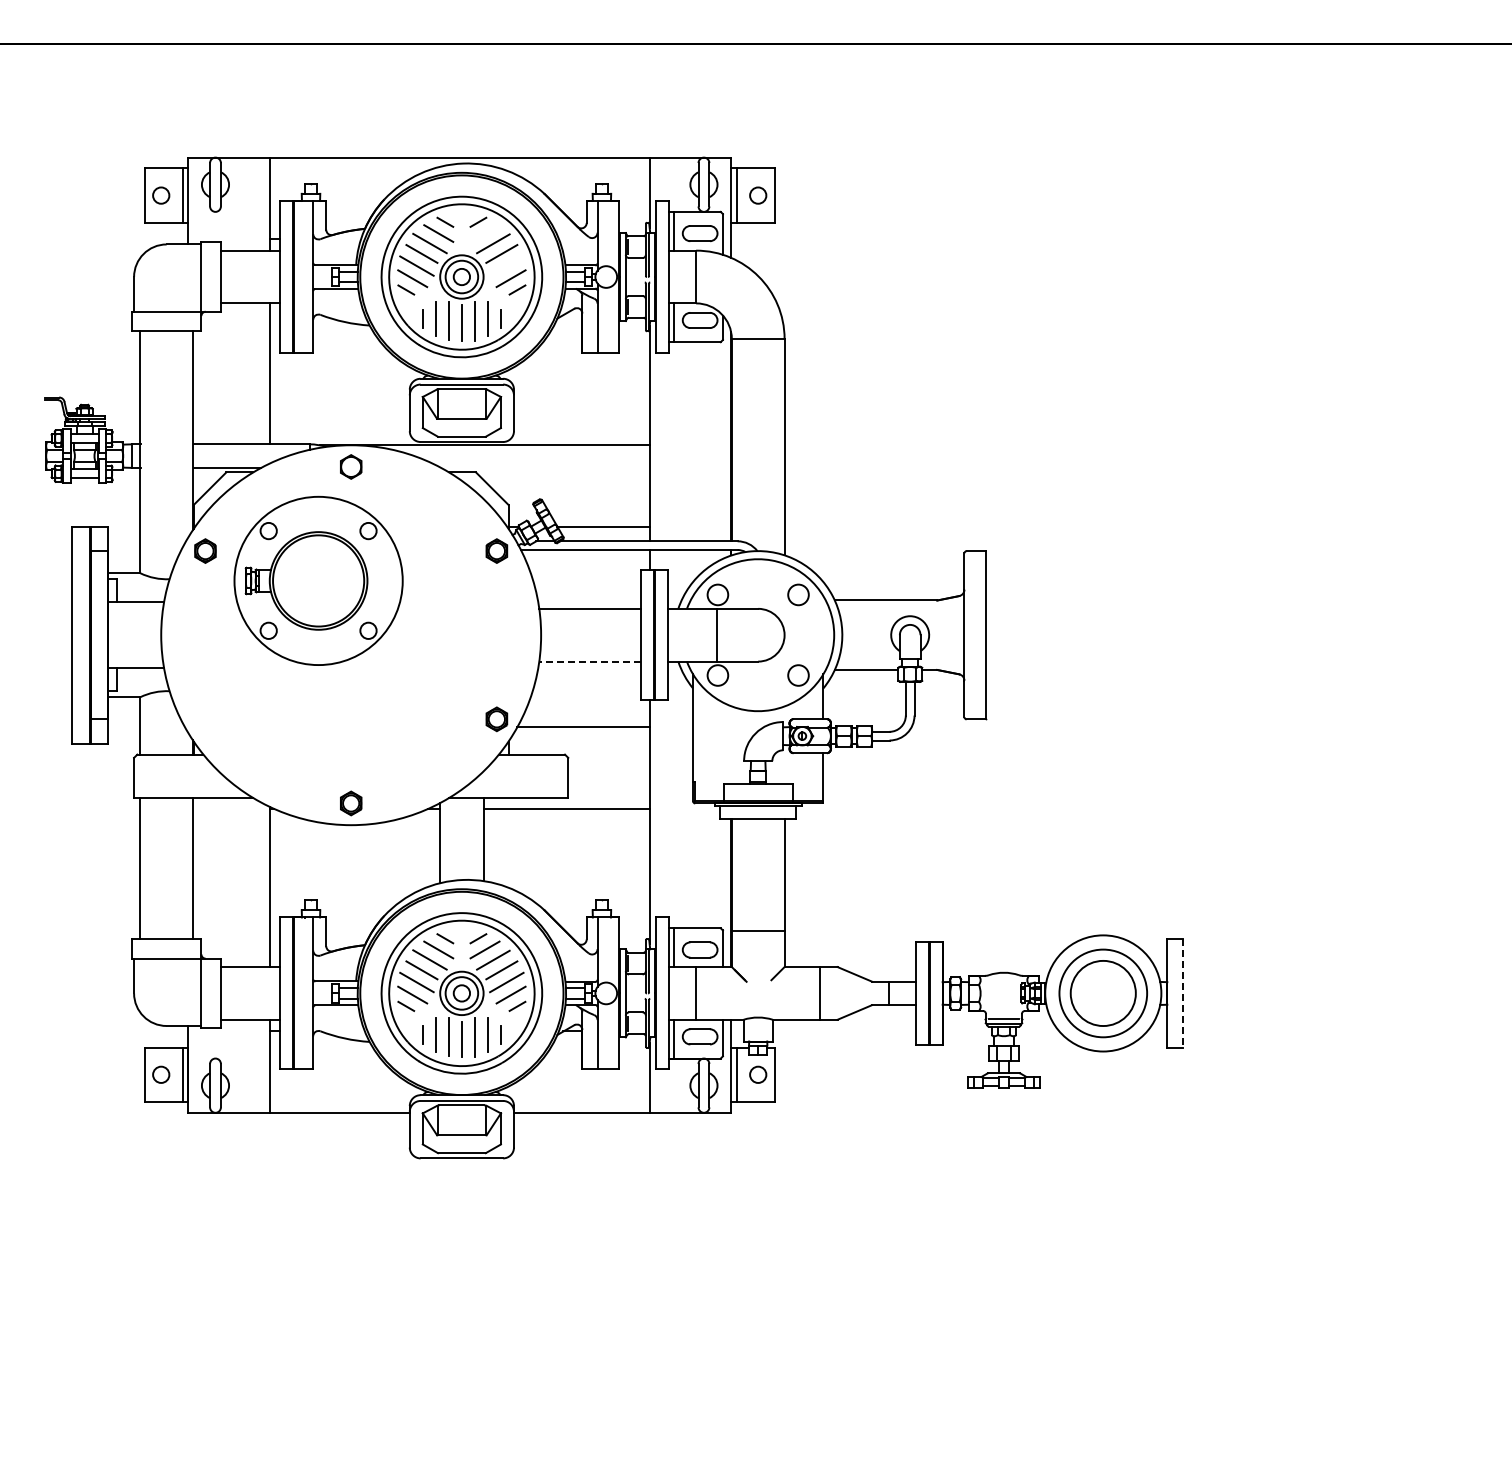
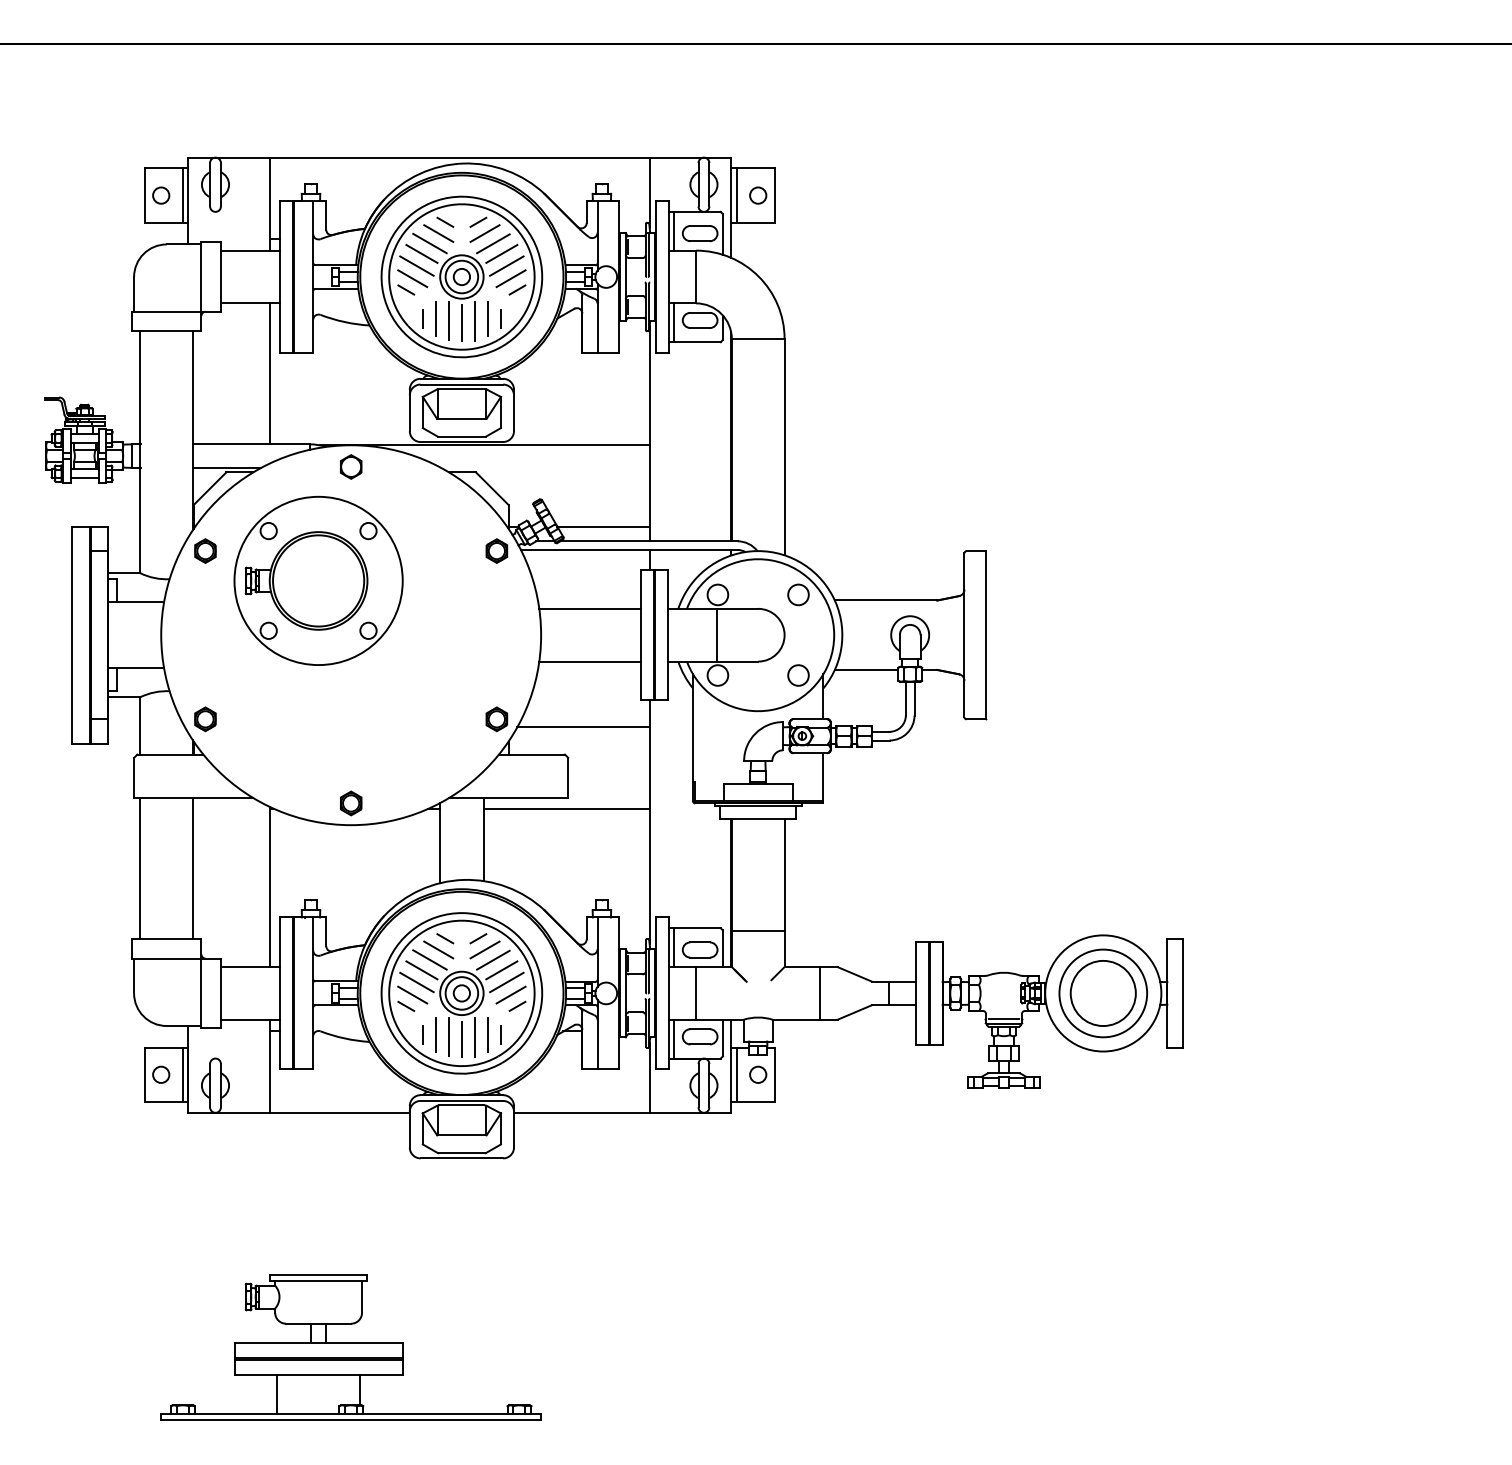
line: none -> present (484, 233)
line: none -> present (506, 265)
line: dashed -> solid (590, 661)
part: none -> present (205, 719)
line: dashed -> solid (1182, 993)
part: none -> present (350, 1347)
